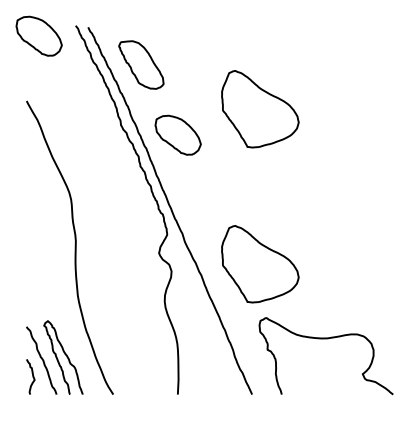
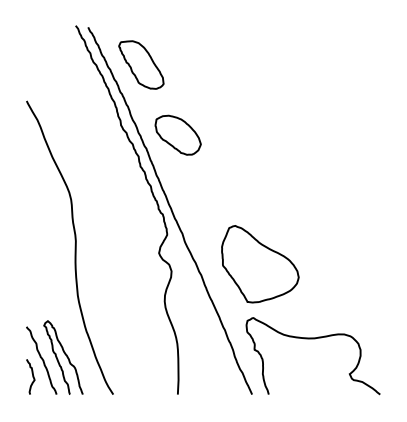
part: present -> none (38, 35)
part: present -> none (260, 109)
curve position: (325, 339) -> (312, 339) (312, 339)
